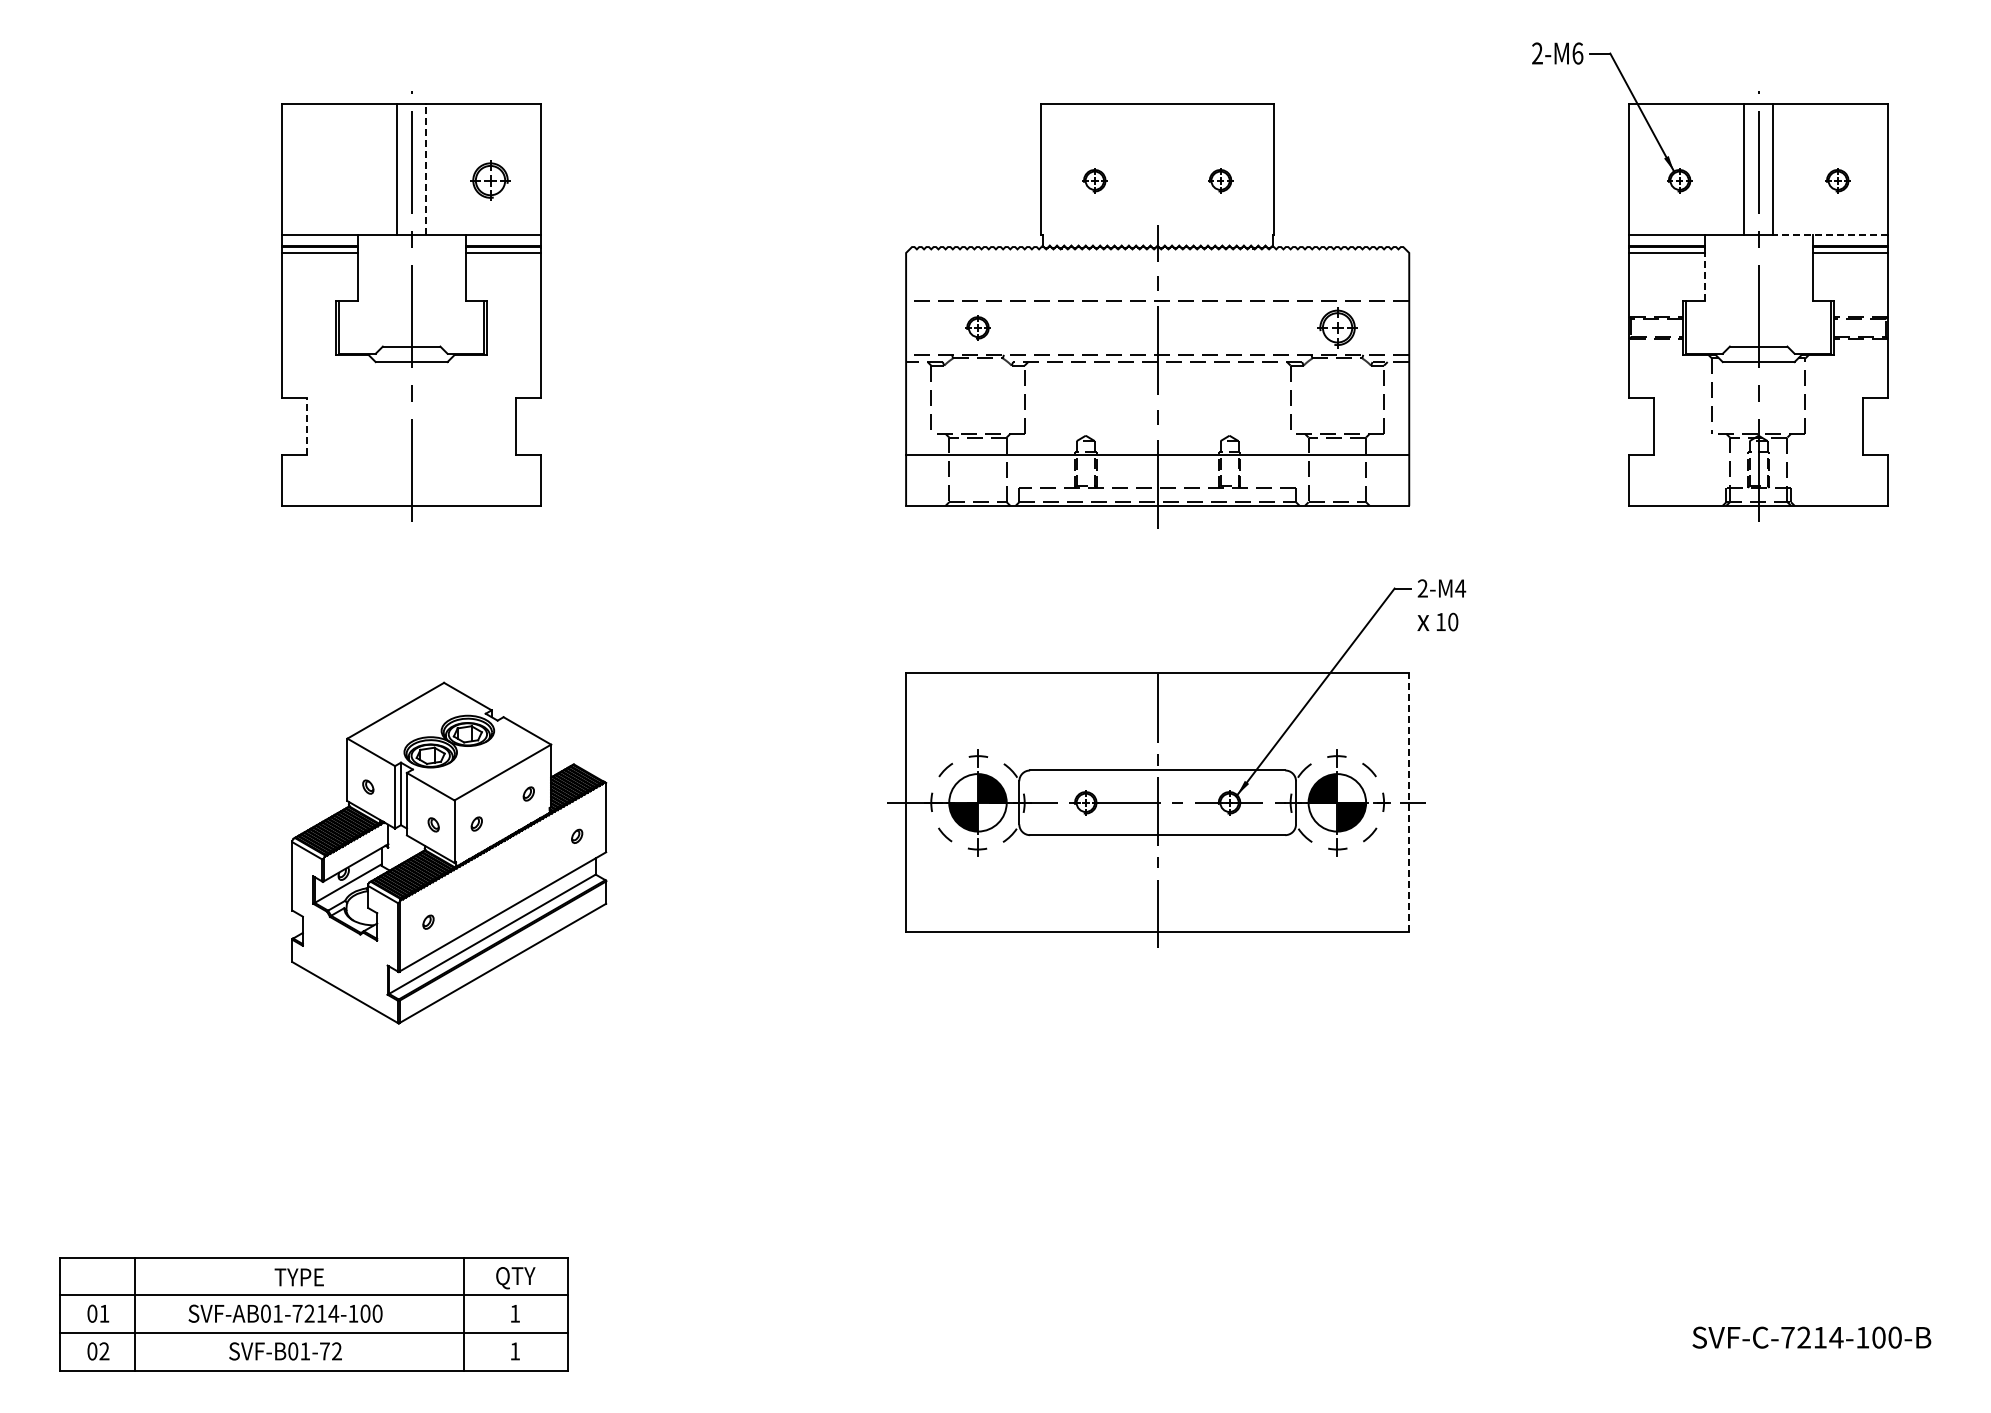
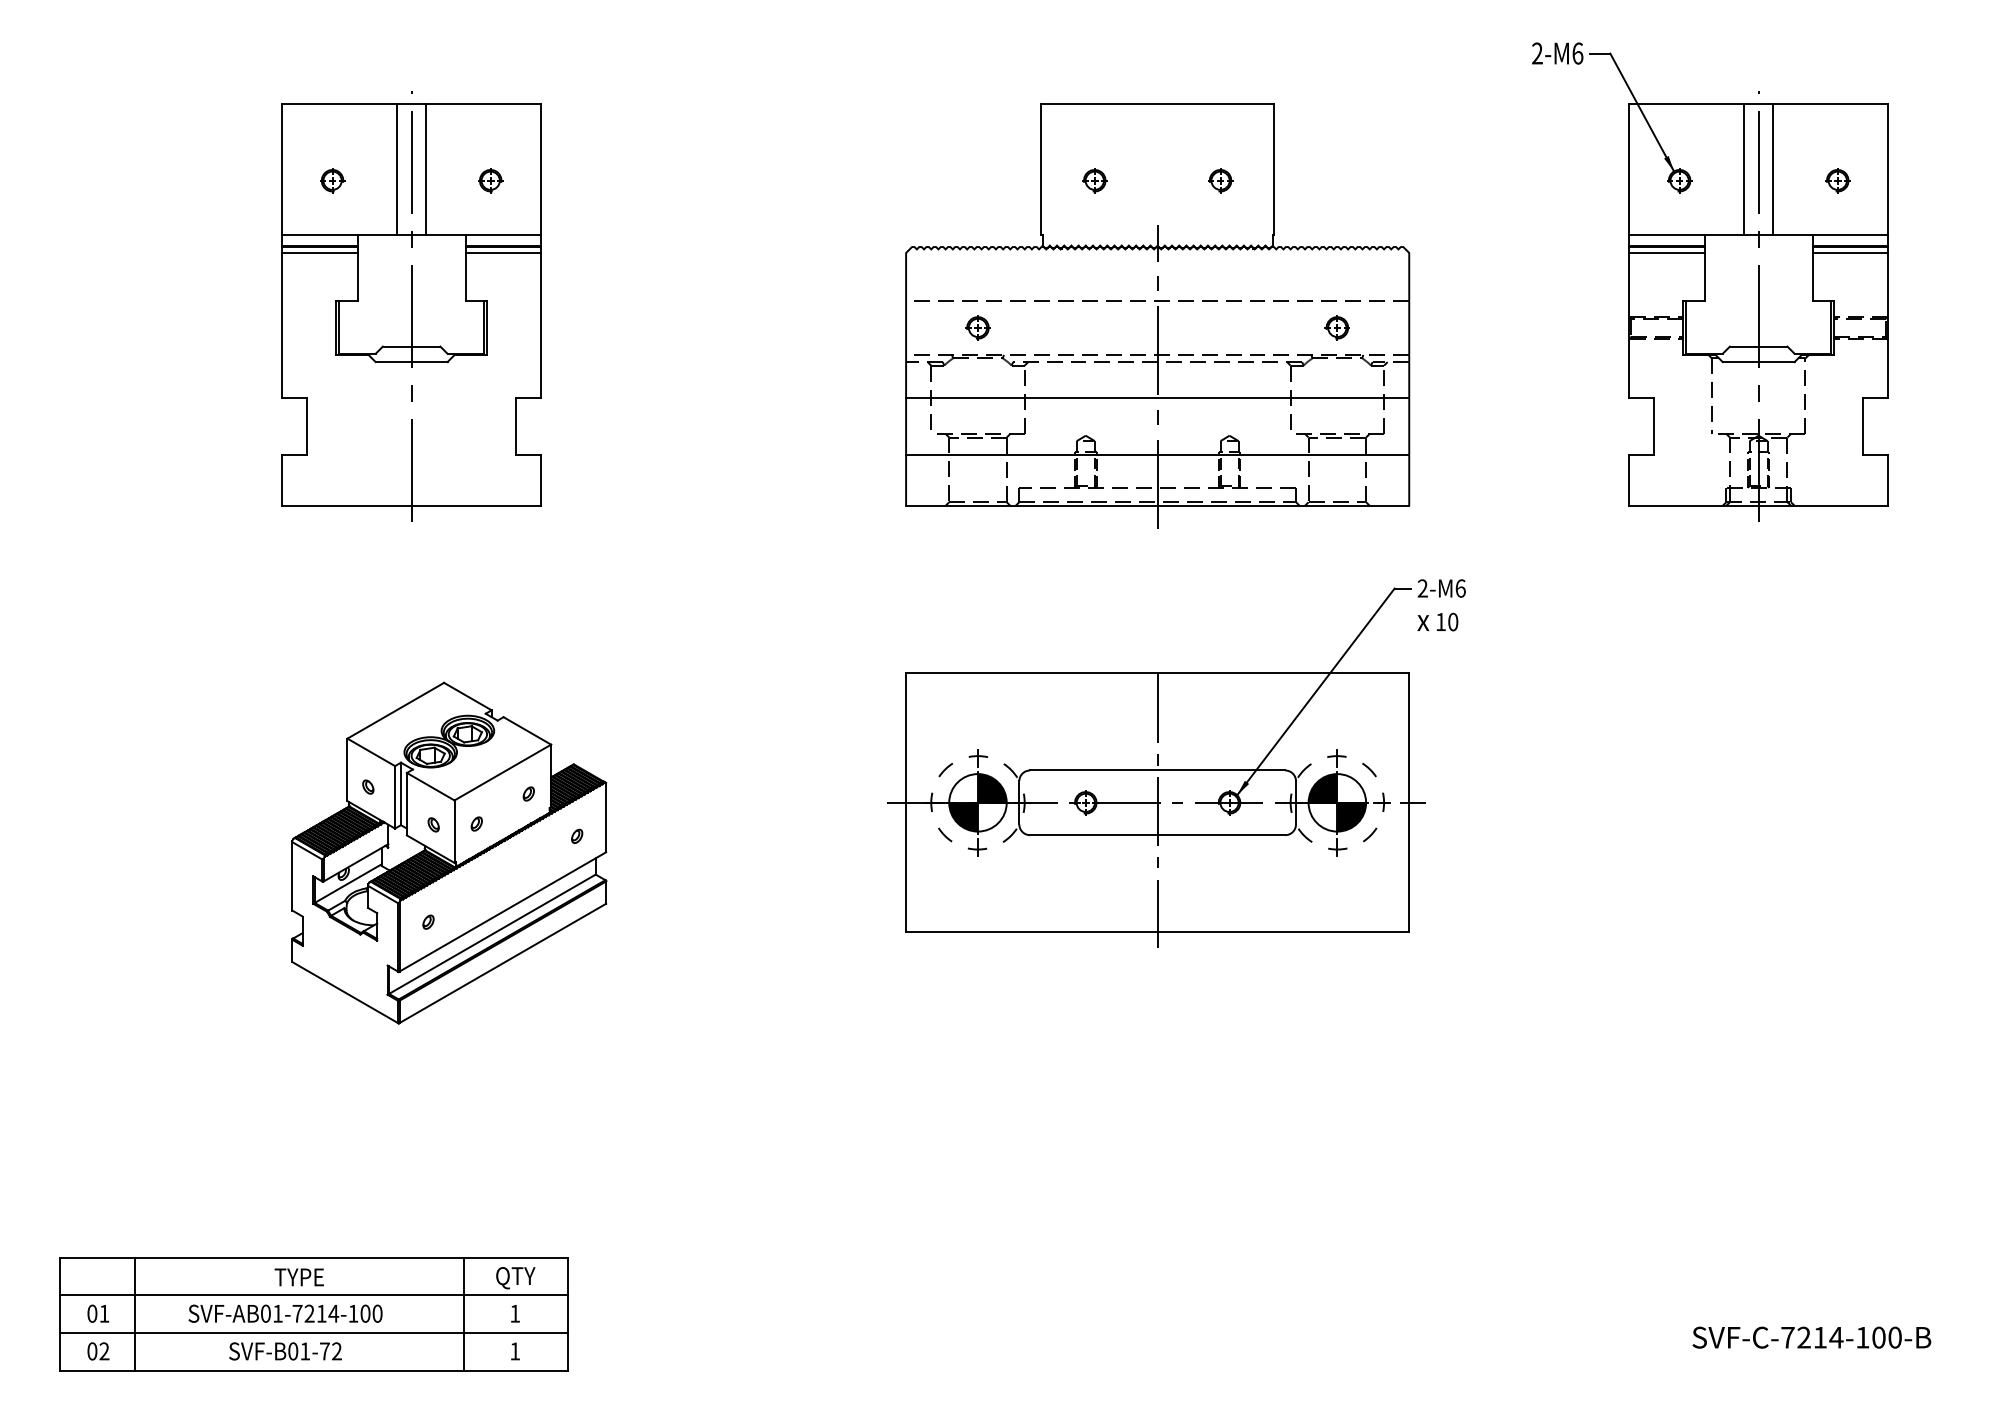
line: dashed -> solid (426, 169)
part: none -> present (332, 180)
part size: 41x41 px -> 26x26 px (490, 180)
line: dashed -> solid (1830, 235)
line: dashed -> solid (1704, 276)
part size: 41x42 px -> 26x26 px (1336, 327)
line: none -> present (1157, 397)
line: dashed -> solid (307, 426)
text: 2-M4 -> 2-M6 (1460, 588)
line: dashed -> solid (1409, 802)
